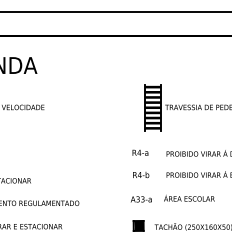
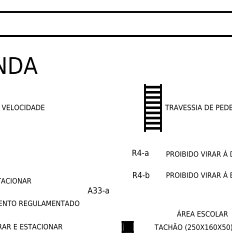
text position: (189, 197) -> (202, 212) (202, 212)
text position: (140, 199) -> (97, 190) (97, 190)
part position: (138, 225) -> (127, 226) (127, 226)
